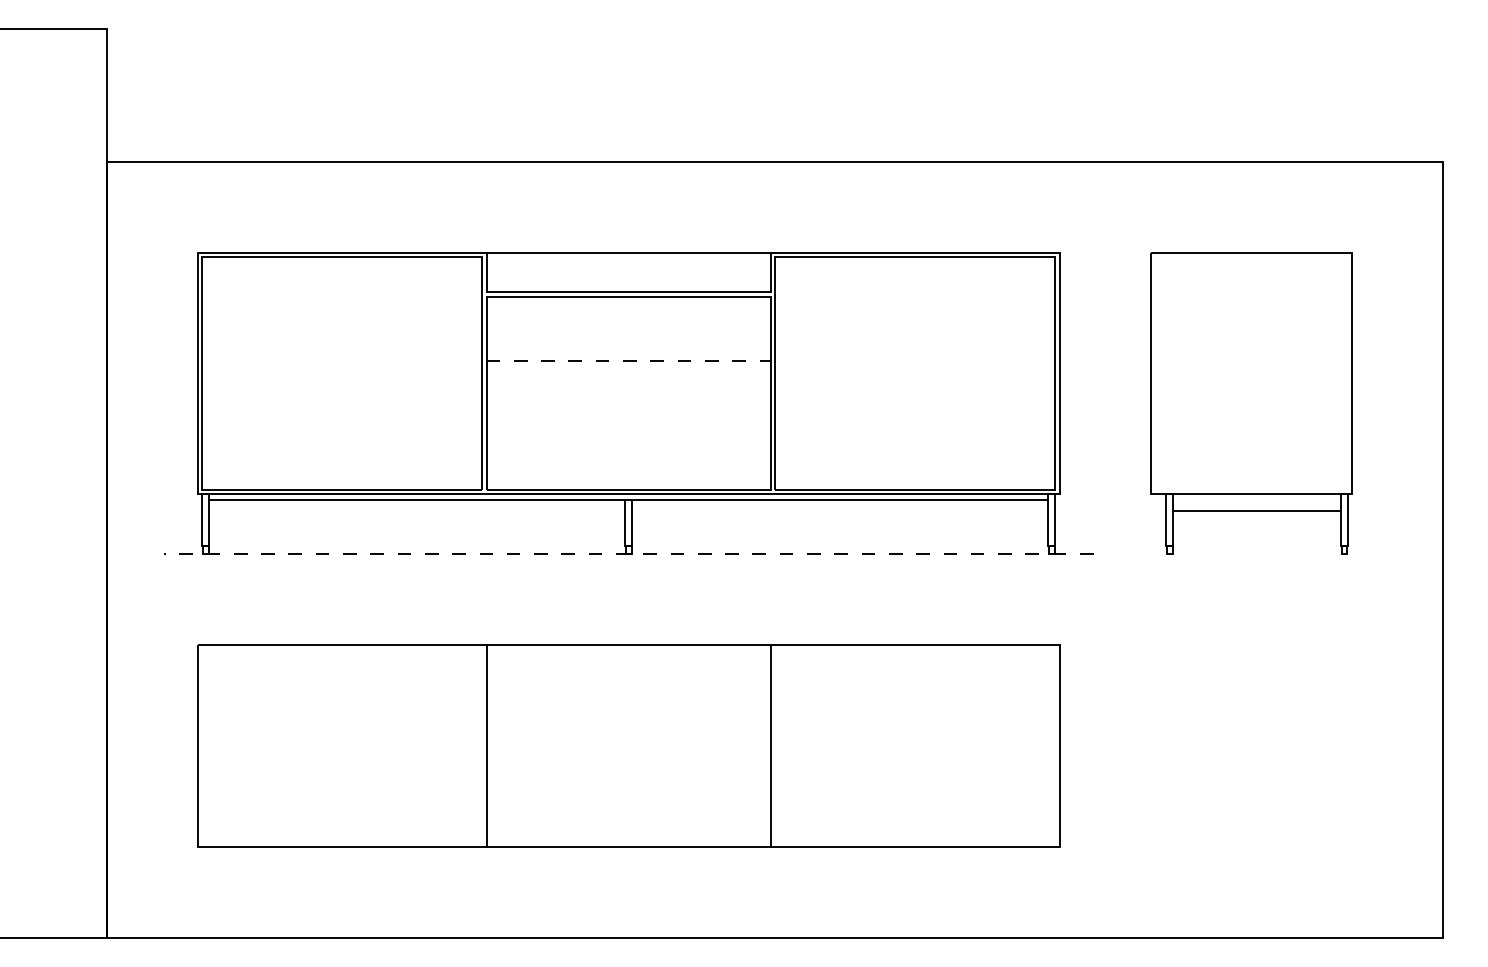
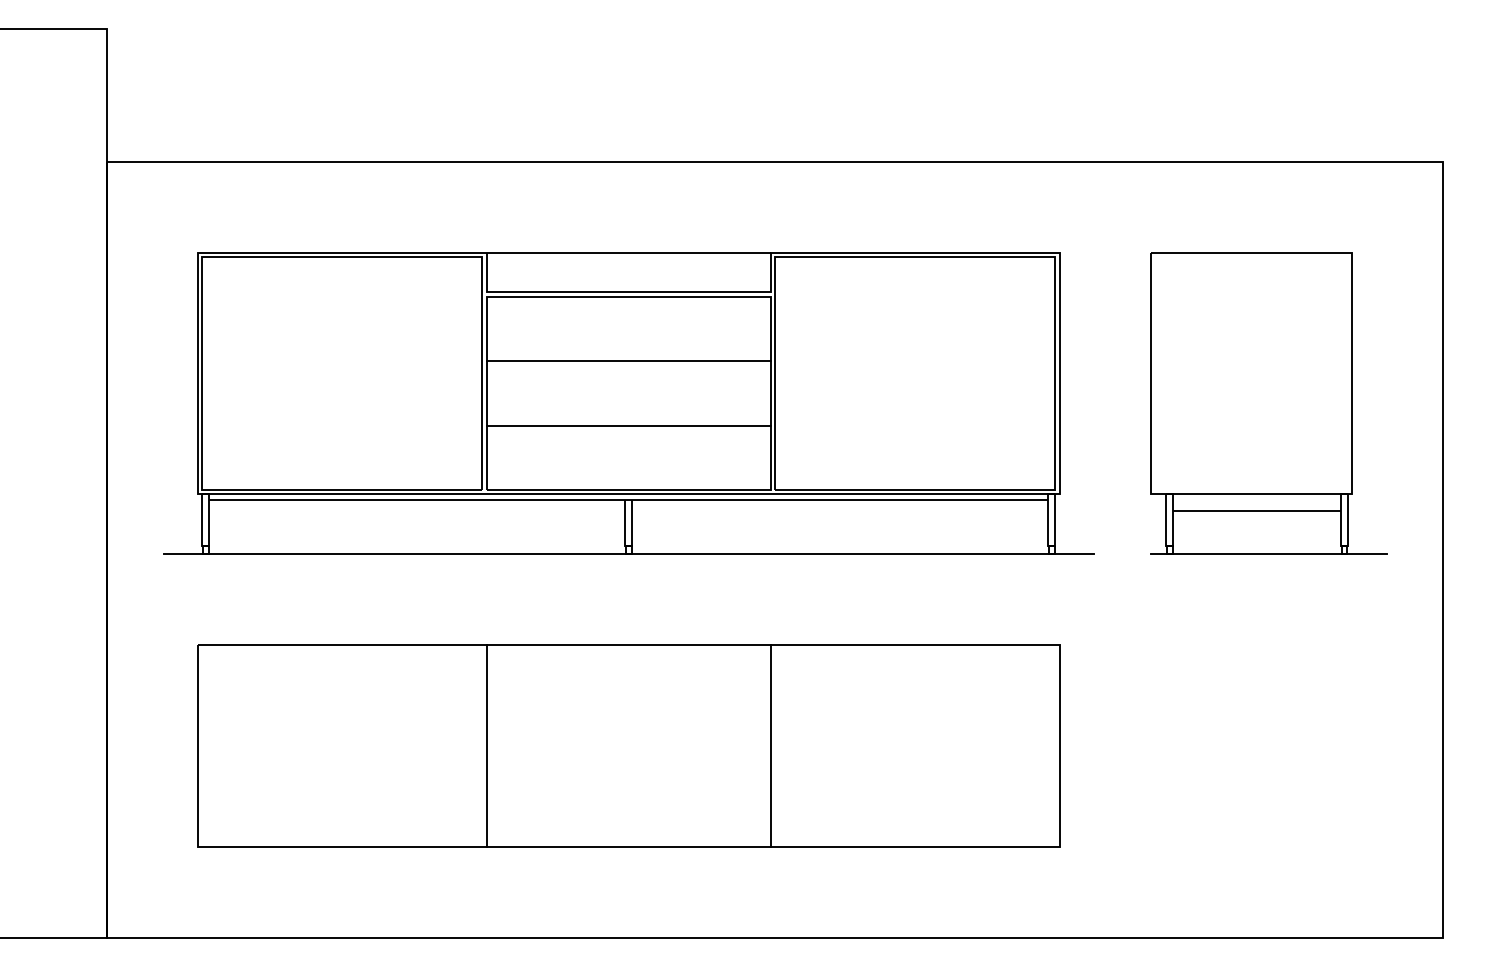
line: dashed -> solid (629, 361)
line: none -> present (628, 425)
line: dashed -> solid (628, 553)
line: none -> present (1268, 553)
